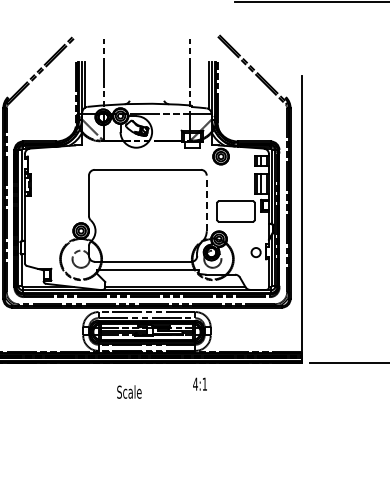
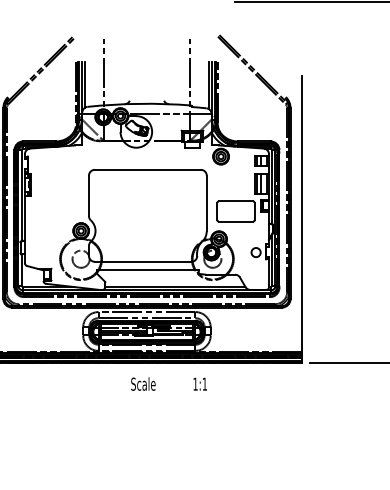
line: dashed -> solid (206, 203)
text: 4:1 -> 1:1 (195, 383)
text position: (129, 391) -> (143, 383) (143, 383)
